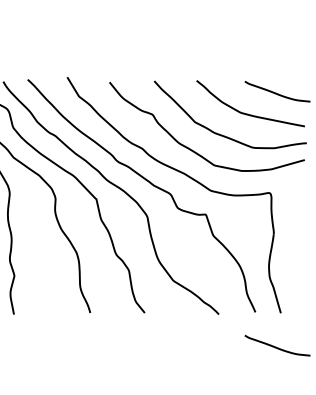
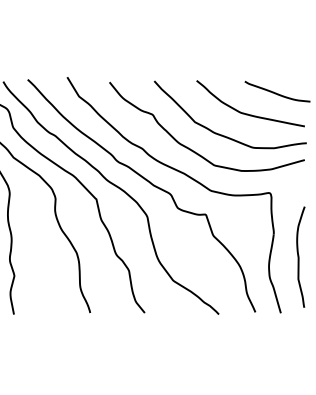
curve: none -> present (299, 256)
curve: present -> none (276, 346)
